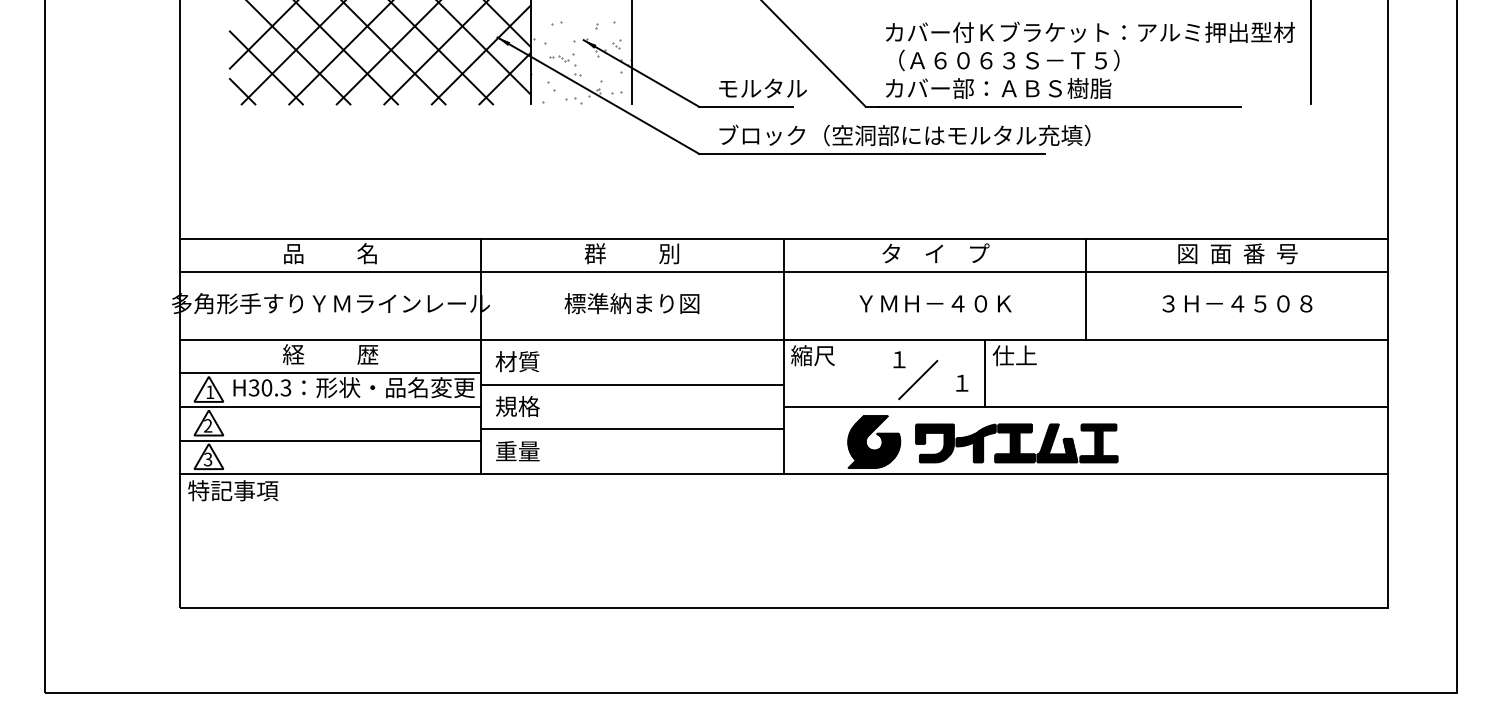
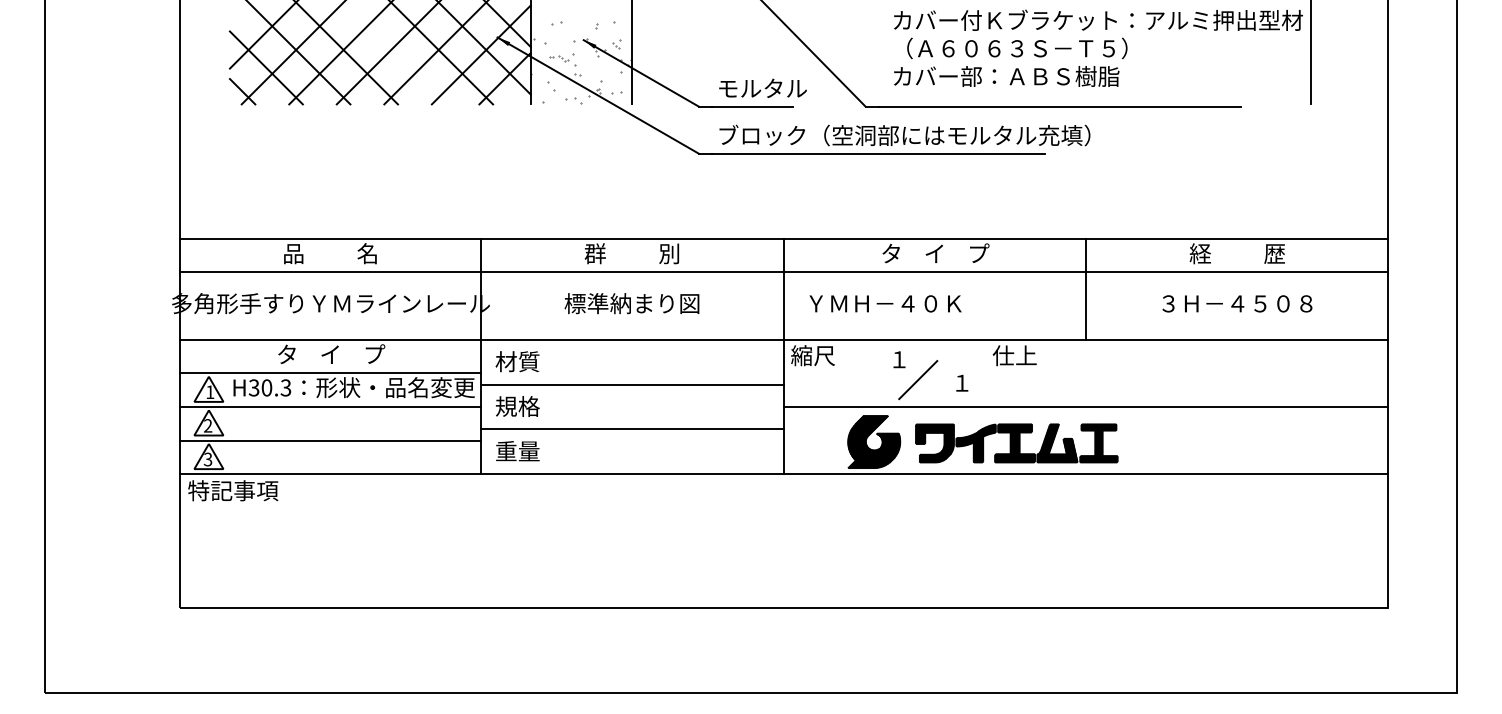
line: present -> none (394, 53)
text position: (1090, 59) -> (1098, 47) (1098, 47)
text: 図  面  番  号 -> 経          歴 (1237, 253)
text position: (935, 303) -> (885, 303) (885, 303)
text: 経          歴 -> タ    イ    プ (331, 354)
line: present -> none (985, 372)
